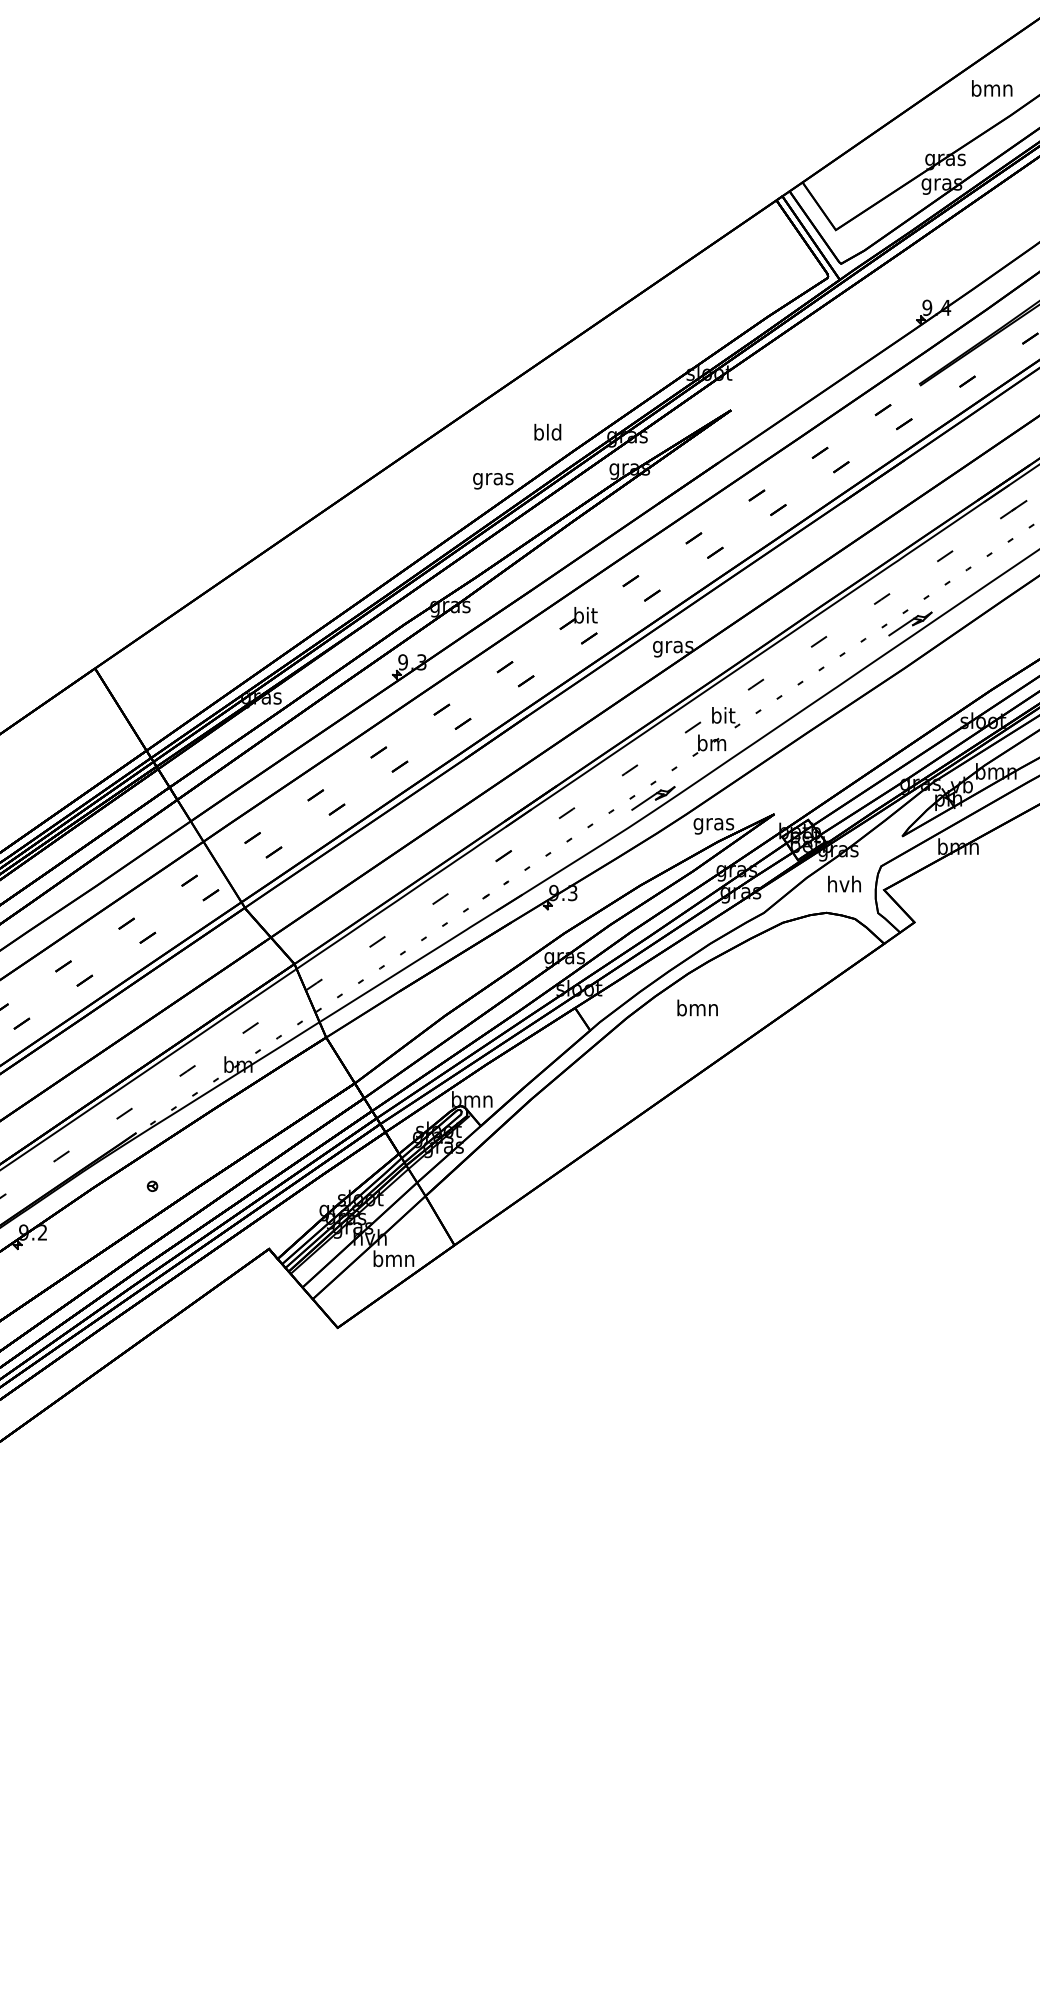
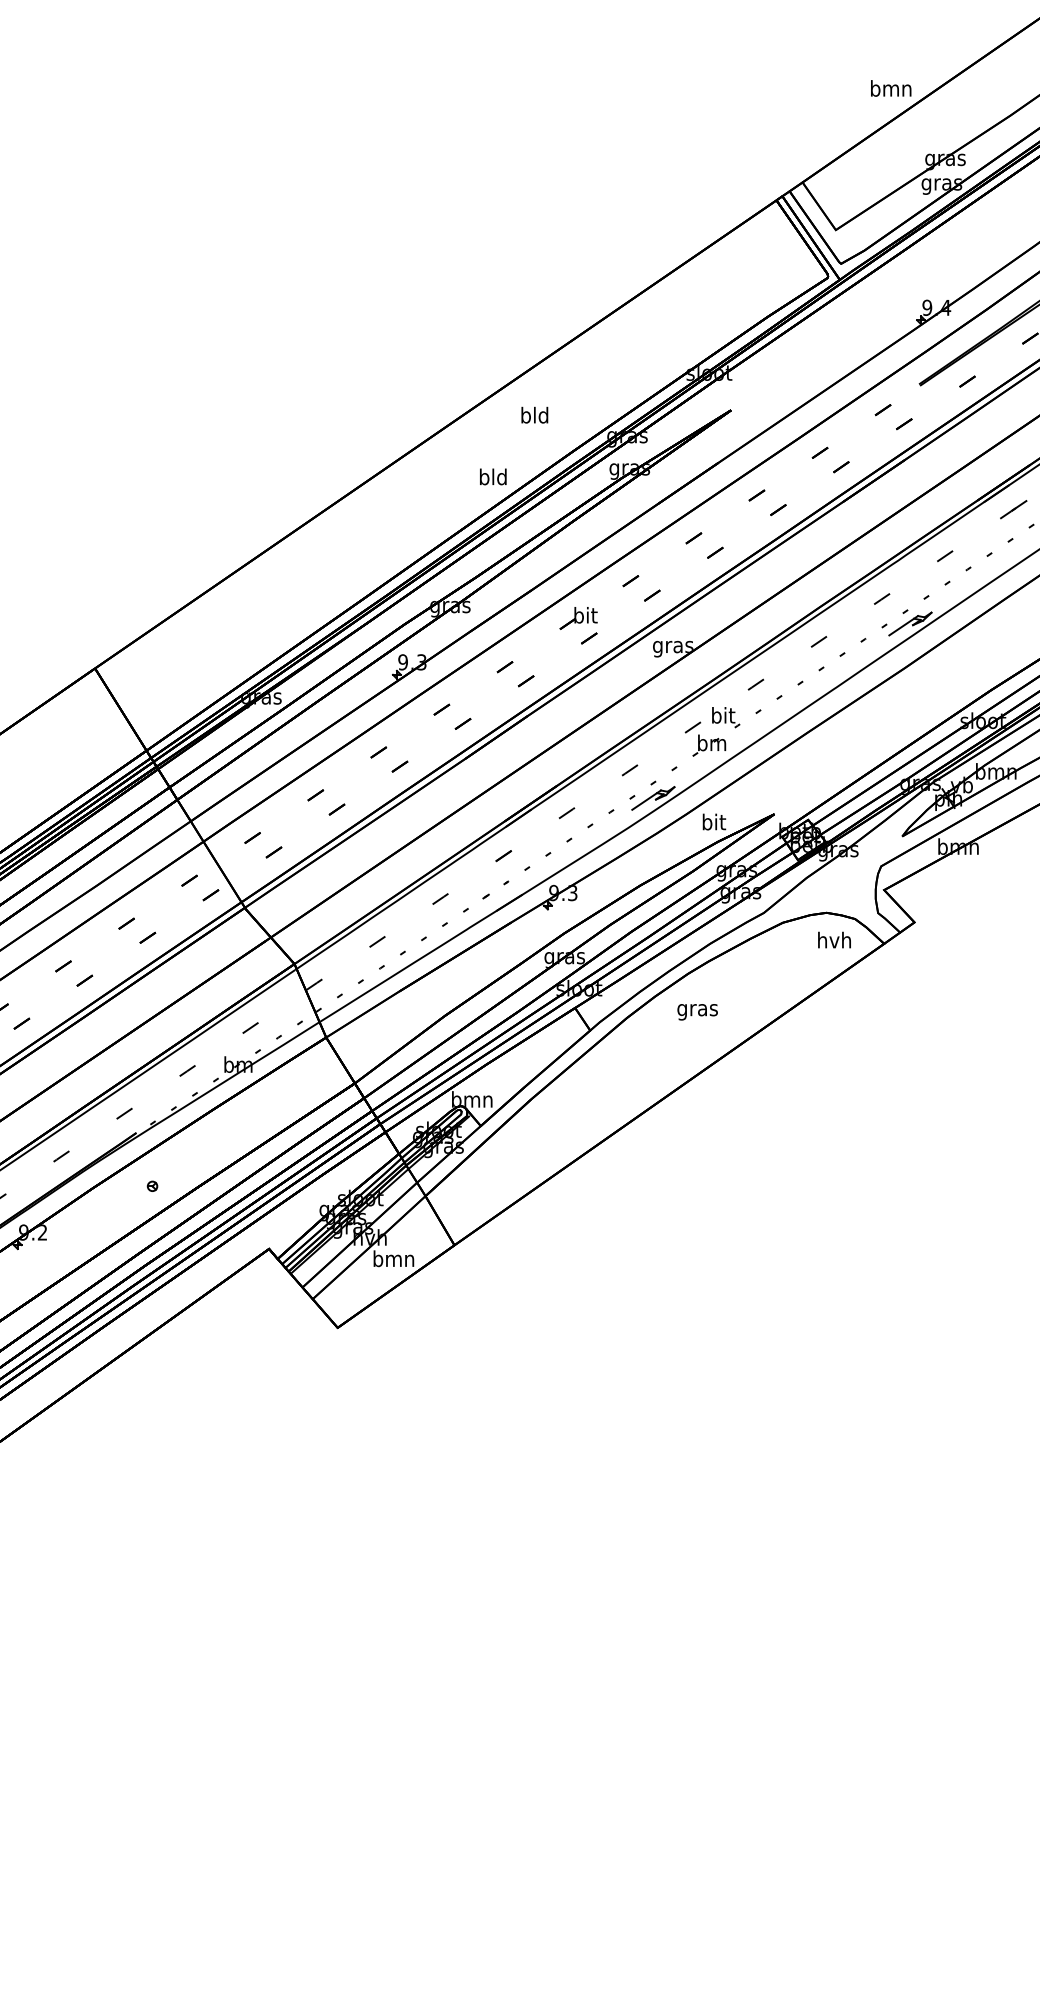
text position: (992, 88) -> (891, 88) (891, 88)
text position: (547, 431) -> (534, 414) (534, 414)
text: gras -> bld (493, 478)
text: gras -> bit (713, 823)
text position: (844, 883) -> (834, 939) (834, 939)
text: bmn -> gras (697, 1009)
